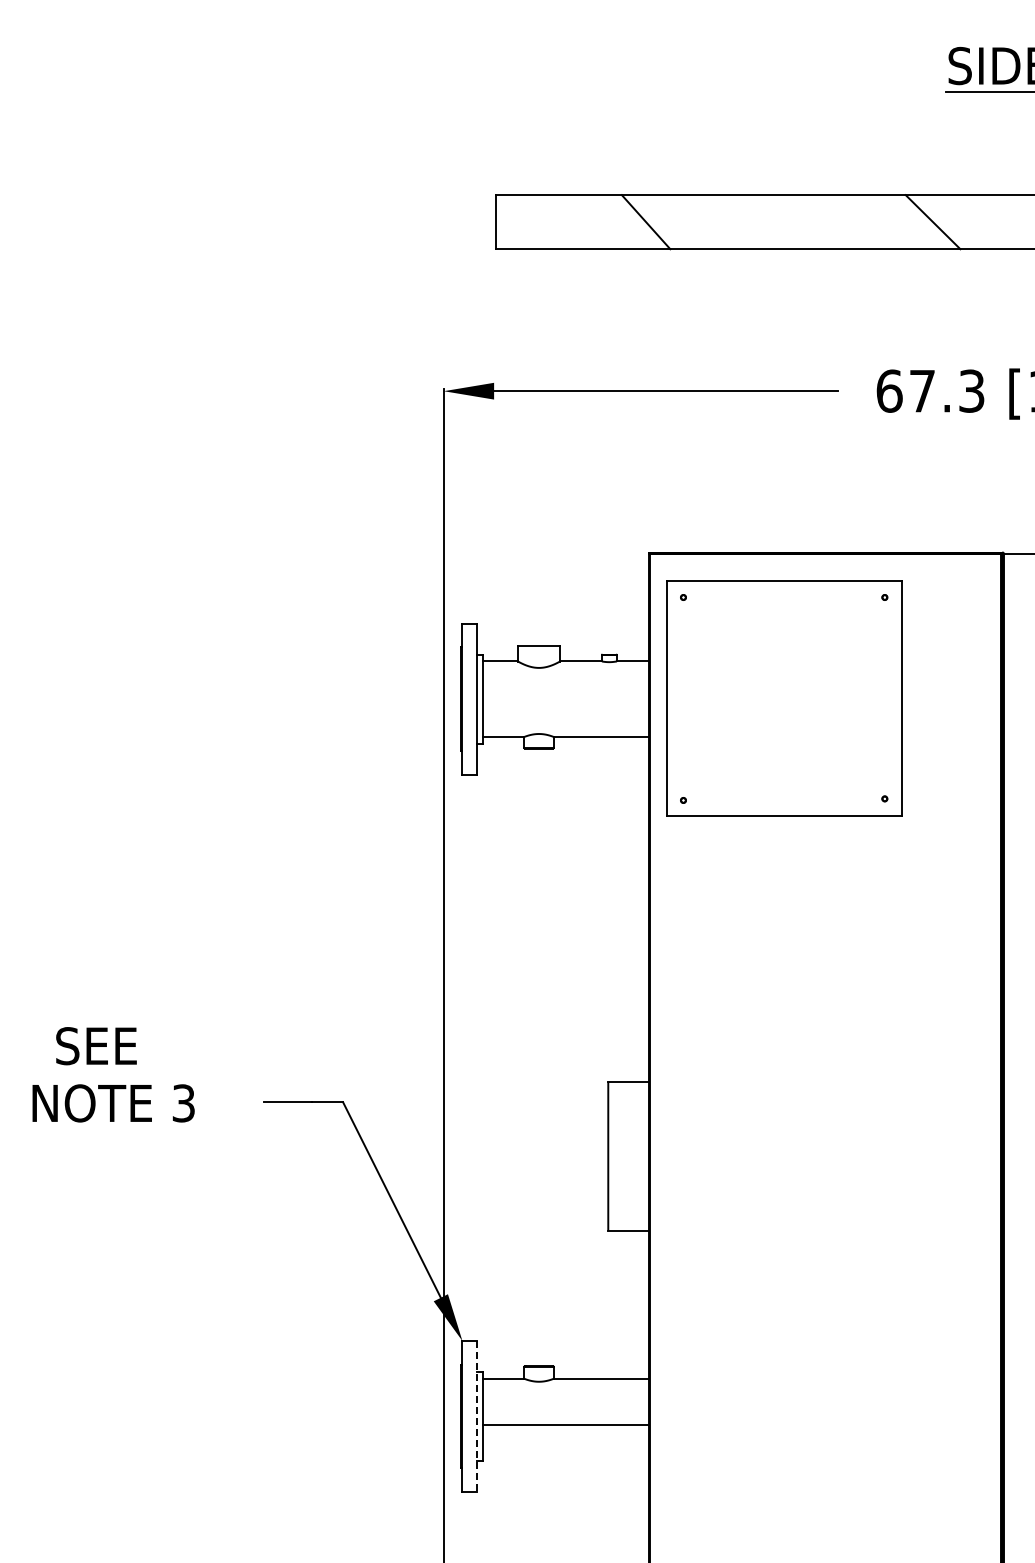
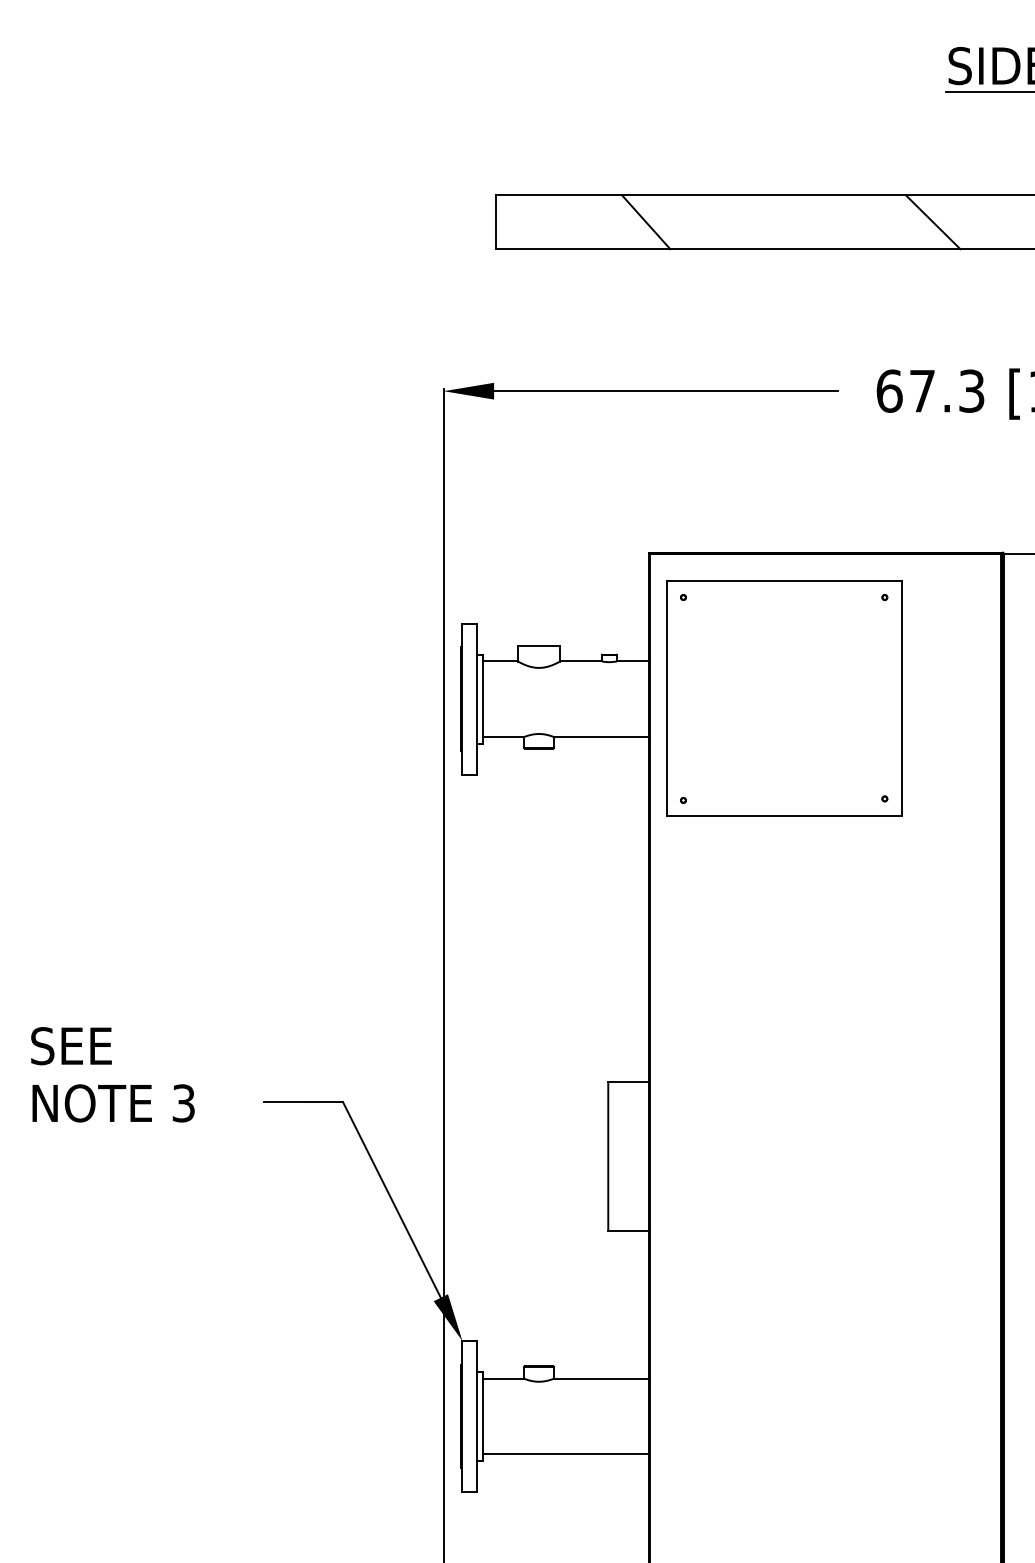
text position: (96, 1046) -> (71, 1046) (71, 1046)
line: dashed -> solid (477, 1416)
line position: (565, 1425) -> (565, 1454) (565, 1454)
